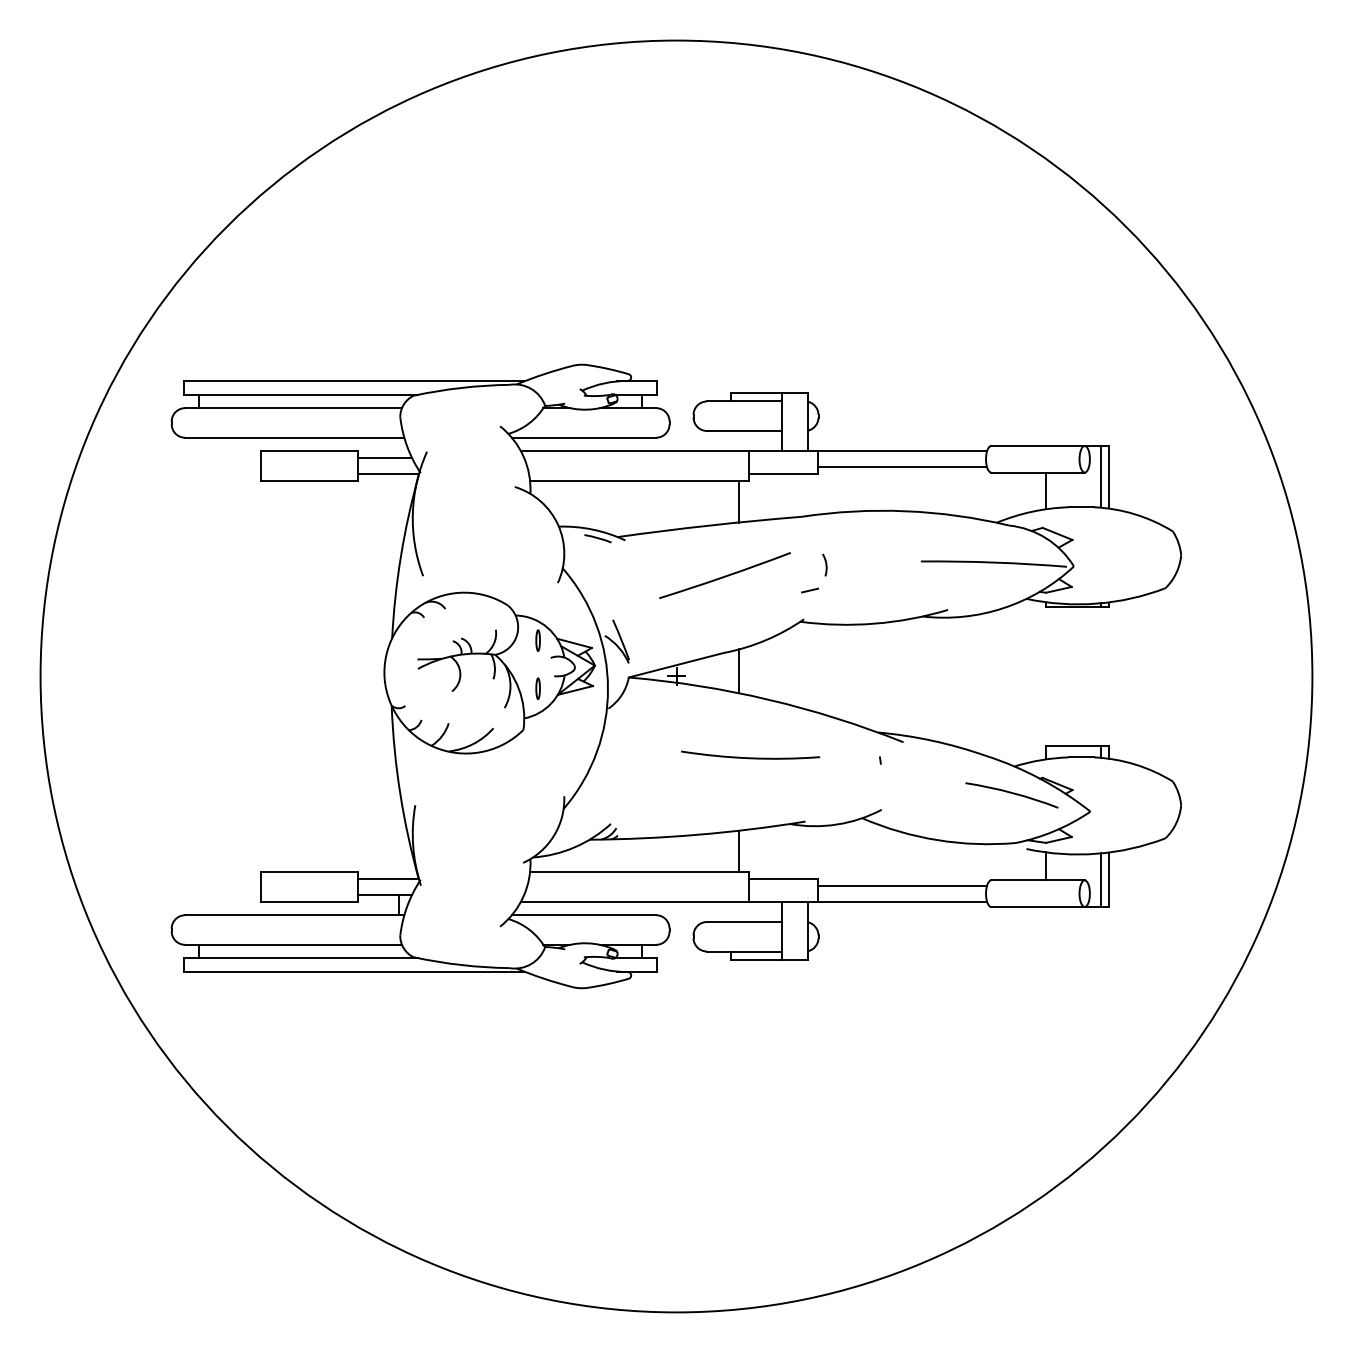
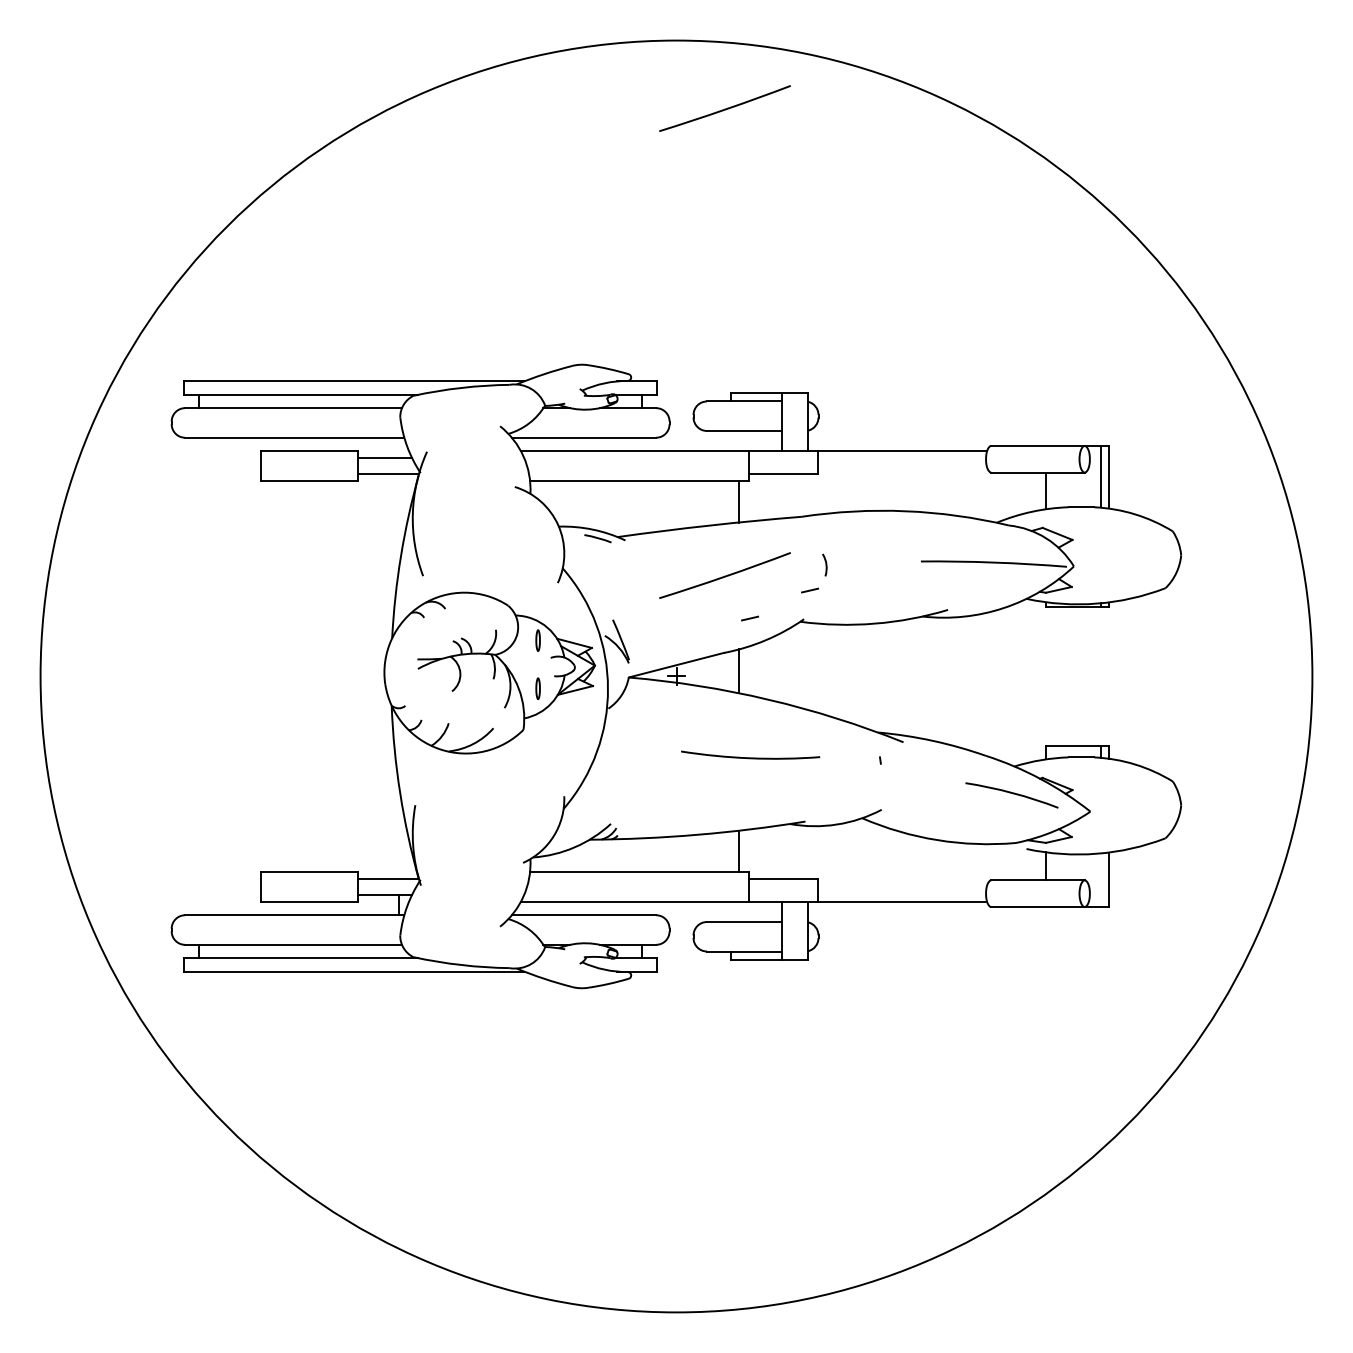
arc: none -> present (724, 108)
line: present -> none (902, 467)
line: none -> present (749, 618)
line: present -> none (1100, 880)
line: present -> none (902, 885)
